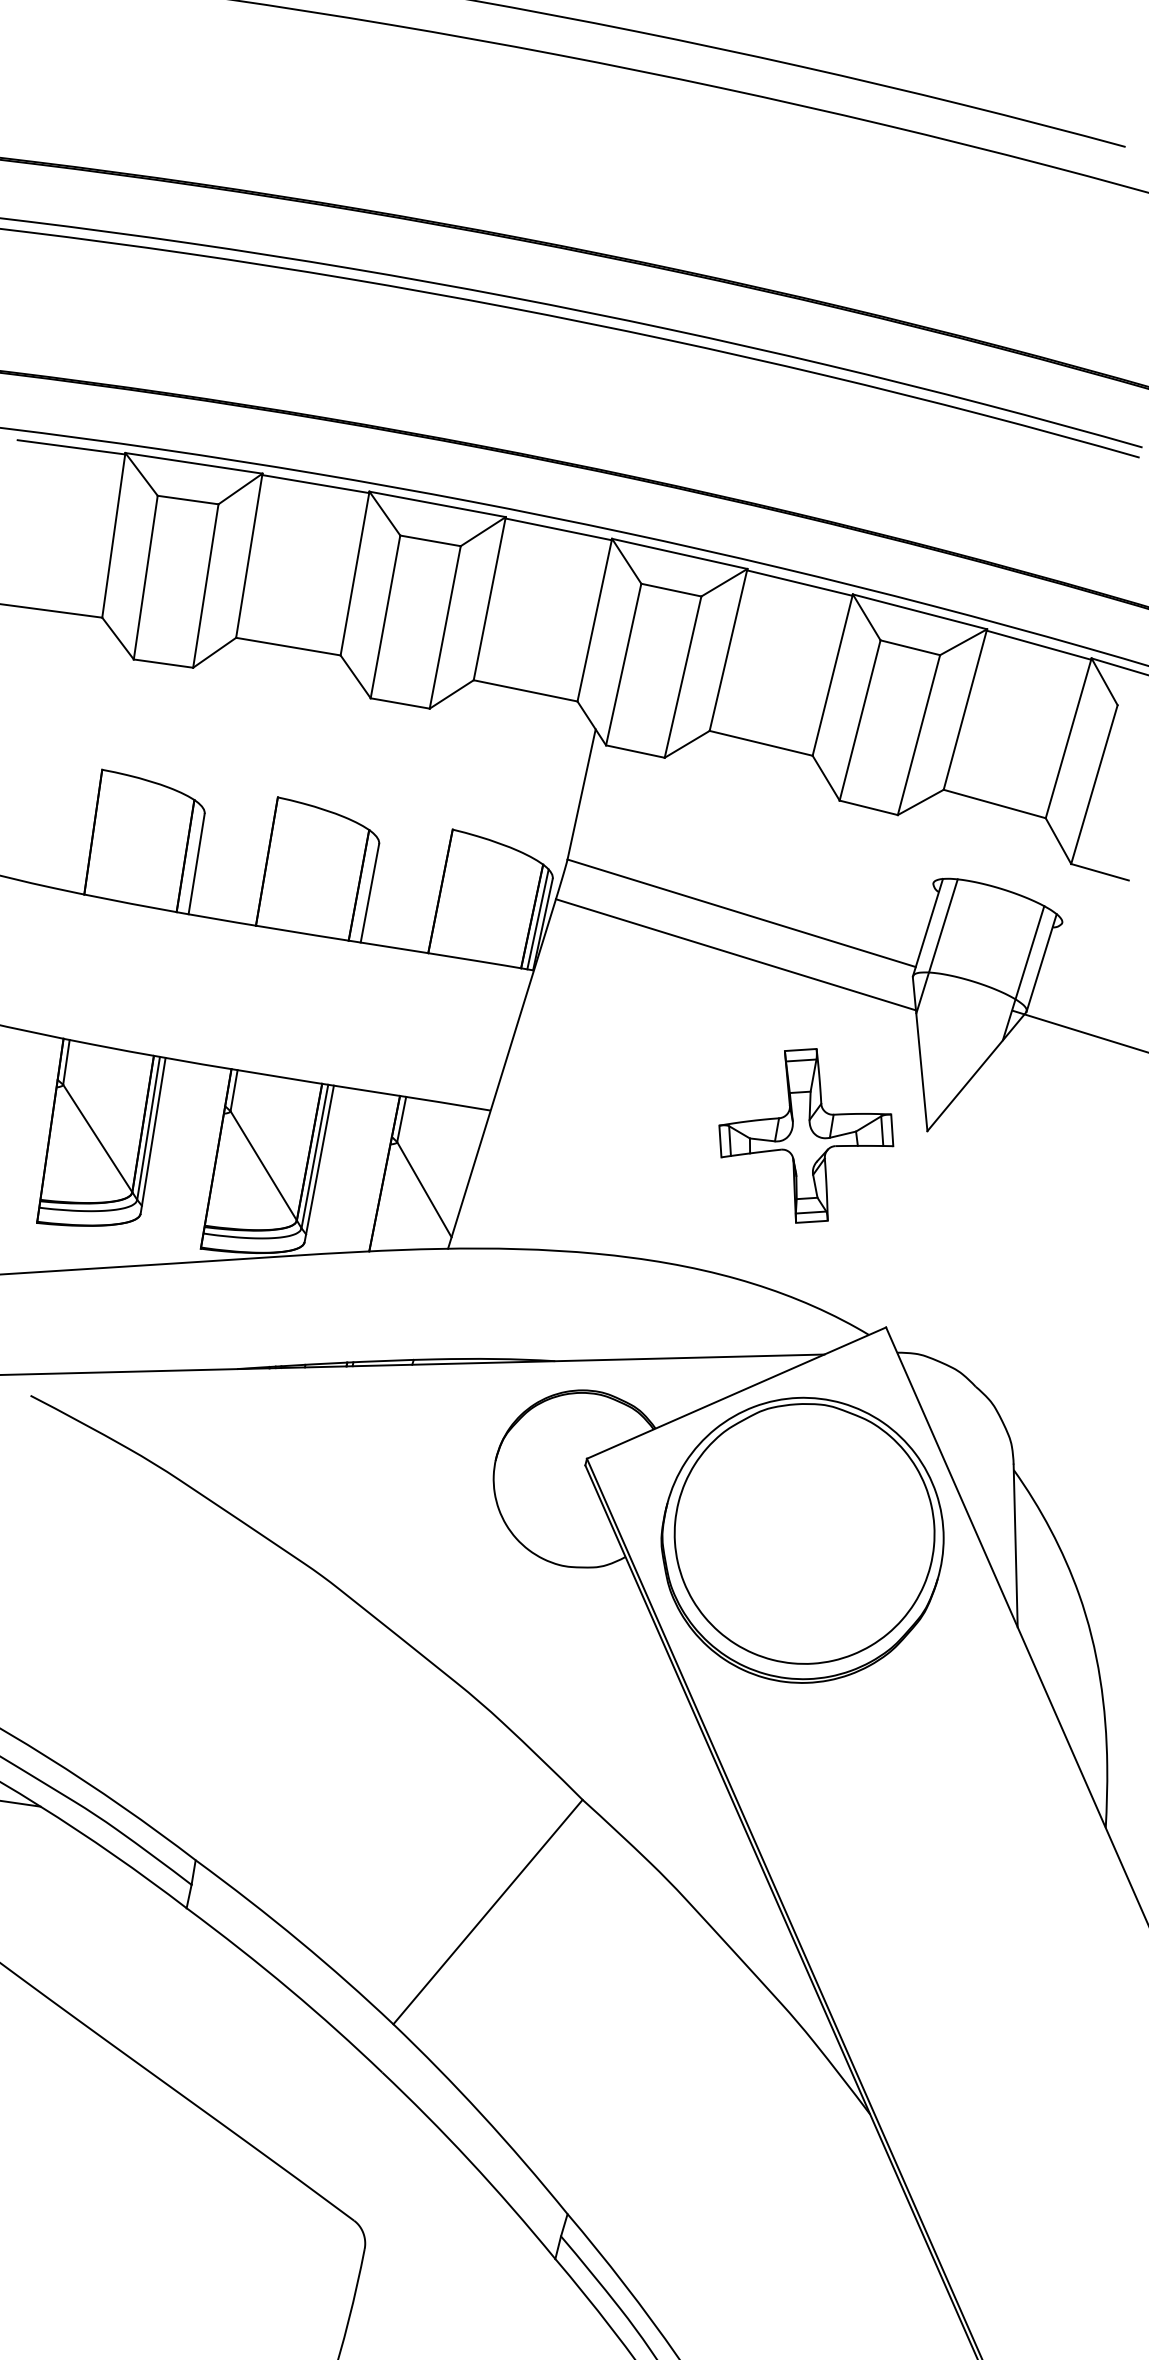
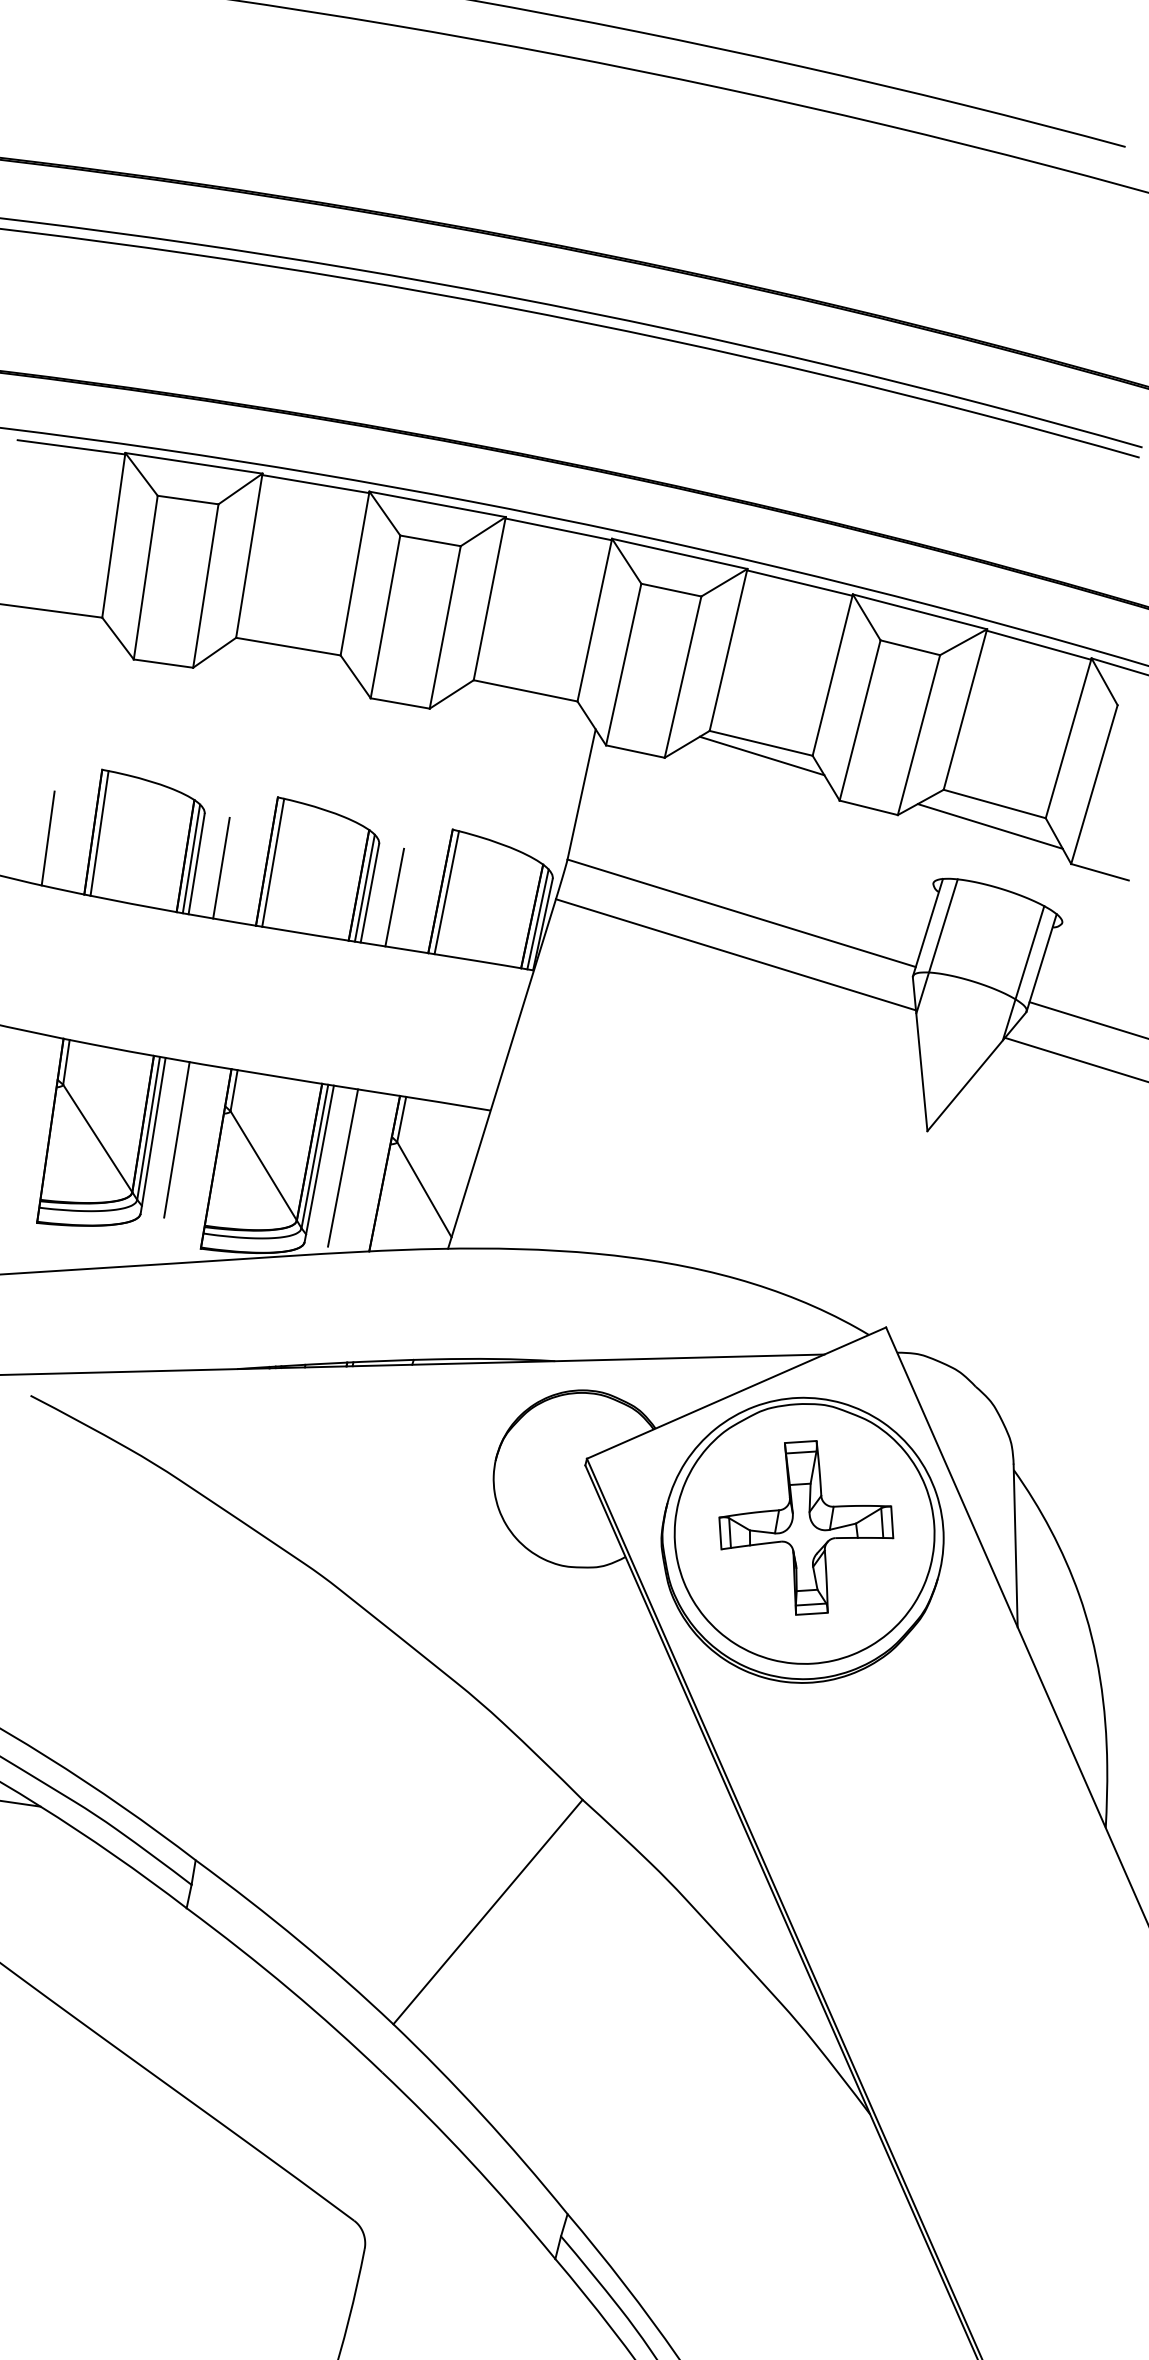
line: none -> present (761, 755)
line: none -> present (989, 826)
line: none -> present (99, 833)
line: none -> present (47, 838)
line: none -> present (191, 858)
line: none -> present (273, 862)
line: none -> present (221, 867)
line: none -> present (364, 887)
line: none -> present (446, 892)
line: none -> present (394, 897)
line: none -> present (1087, 1019)
line position: (1079, 1030) -> (1075, 1059) (1075, 1059)
part position: (806, 1135) -> (806, 1527) (806, 1527)
line: none -> present (176, 1139)
line: none -> present (343, 1167)
